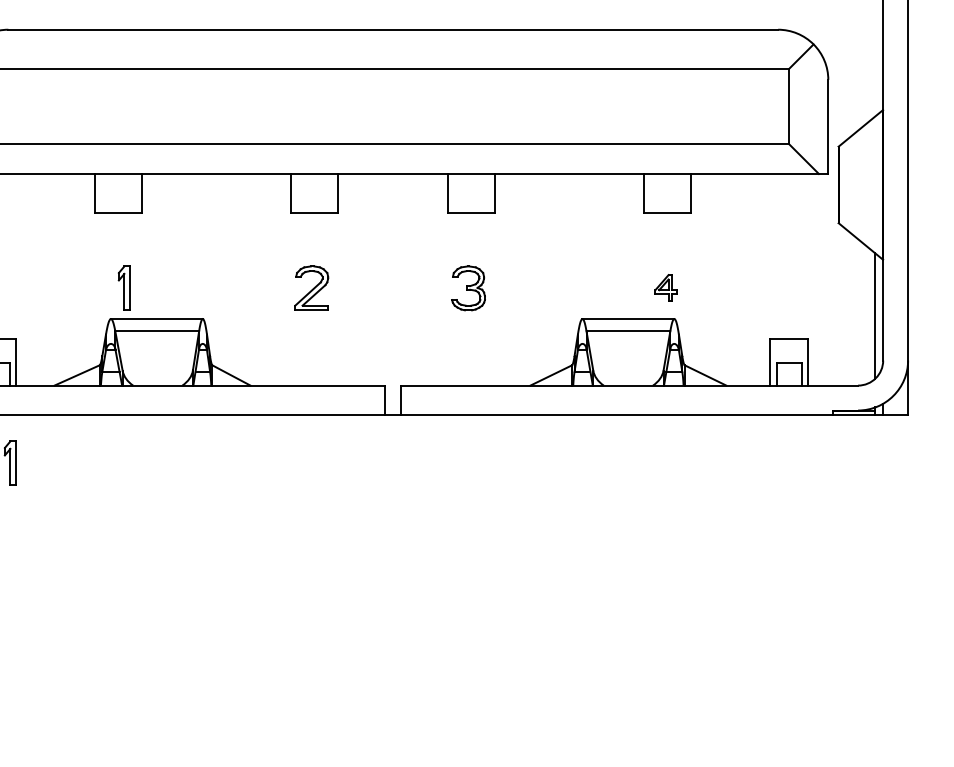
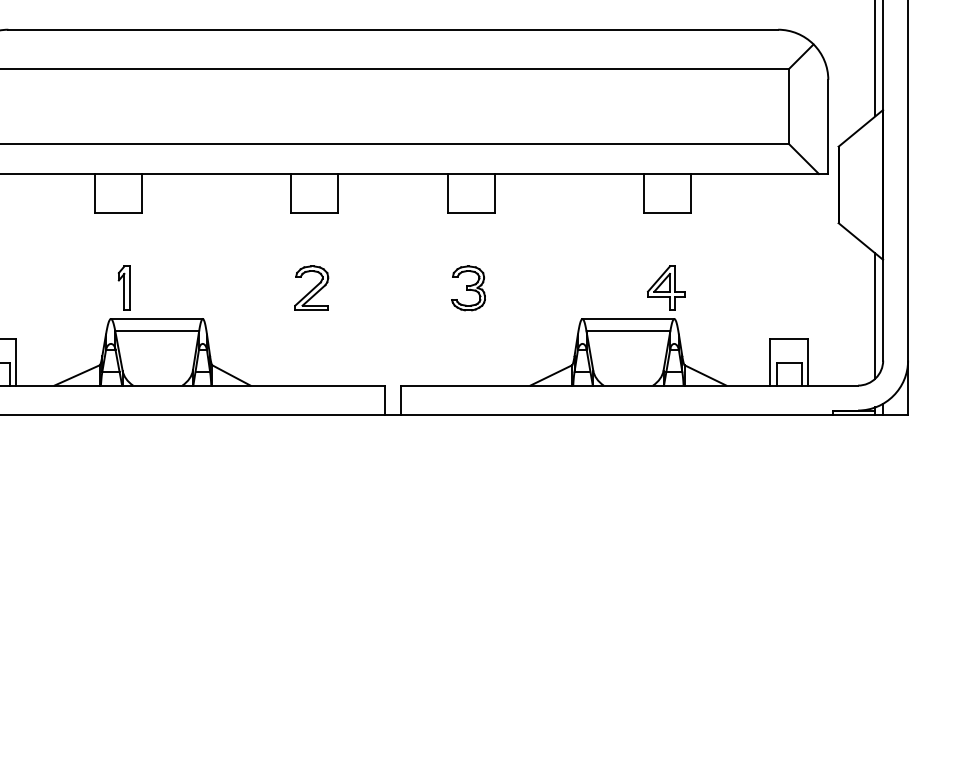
line: none -> present (875, 59)
part size: 24x28 px -> 39x46 px (666, 287)
part: present -> none (9, 462)
